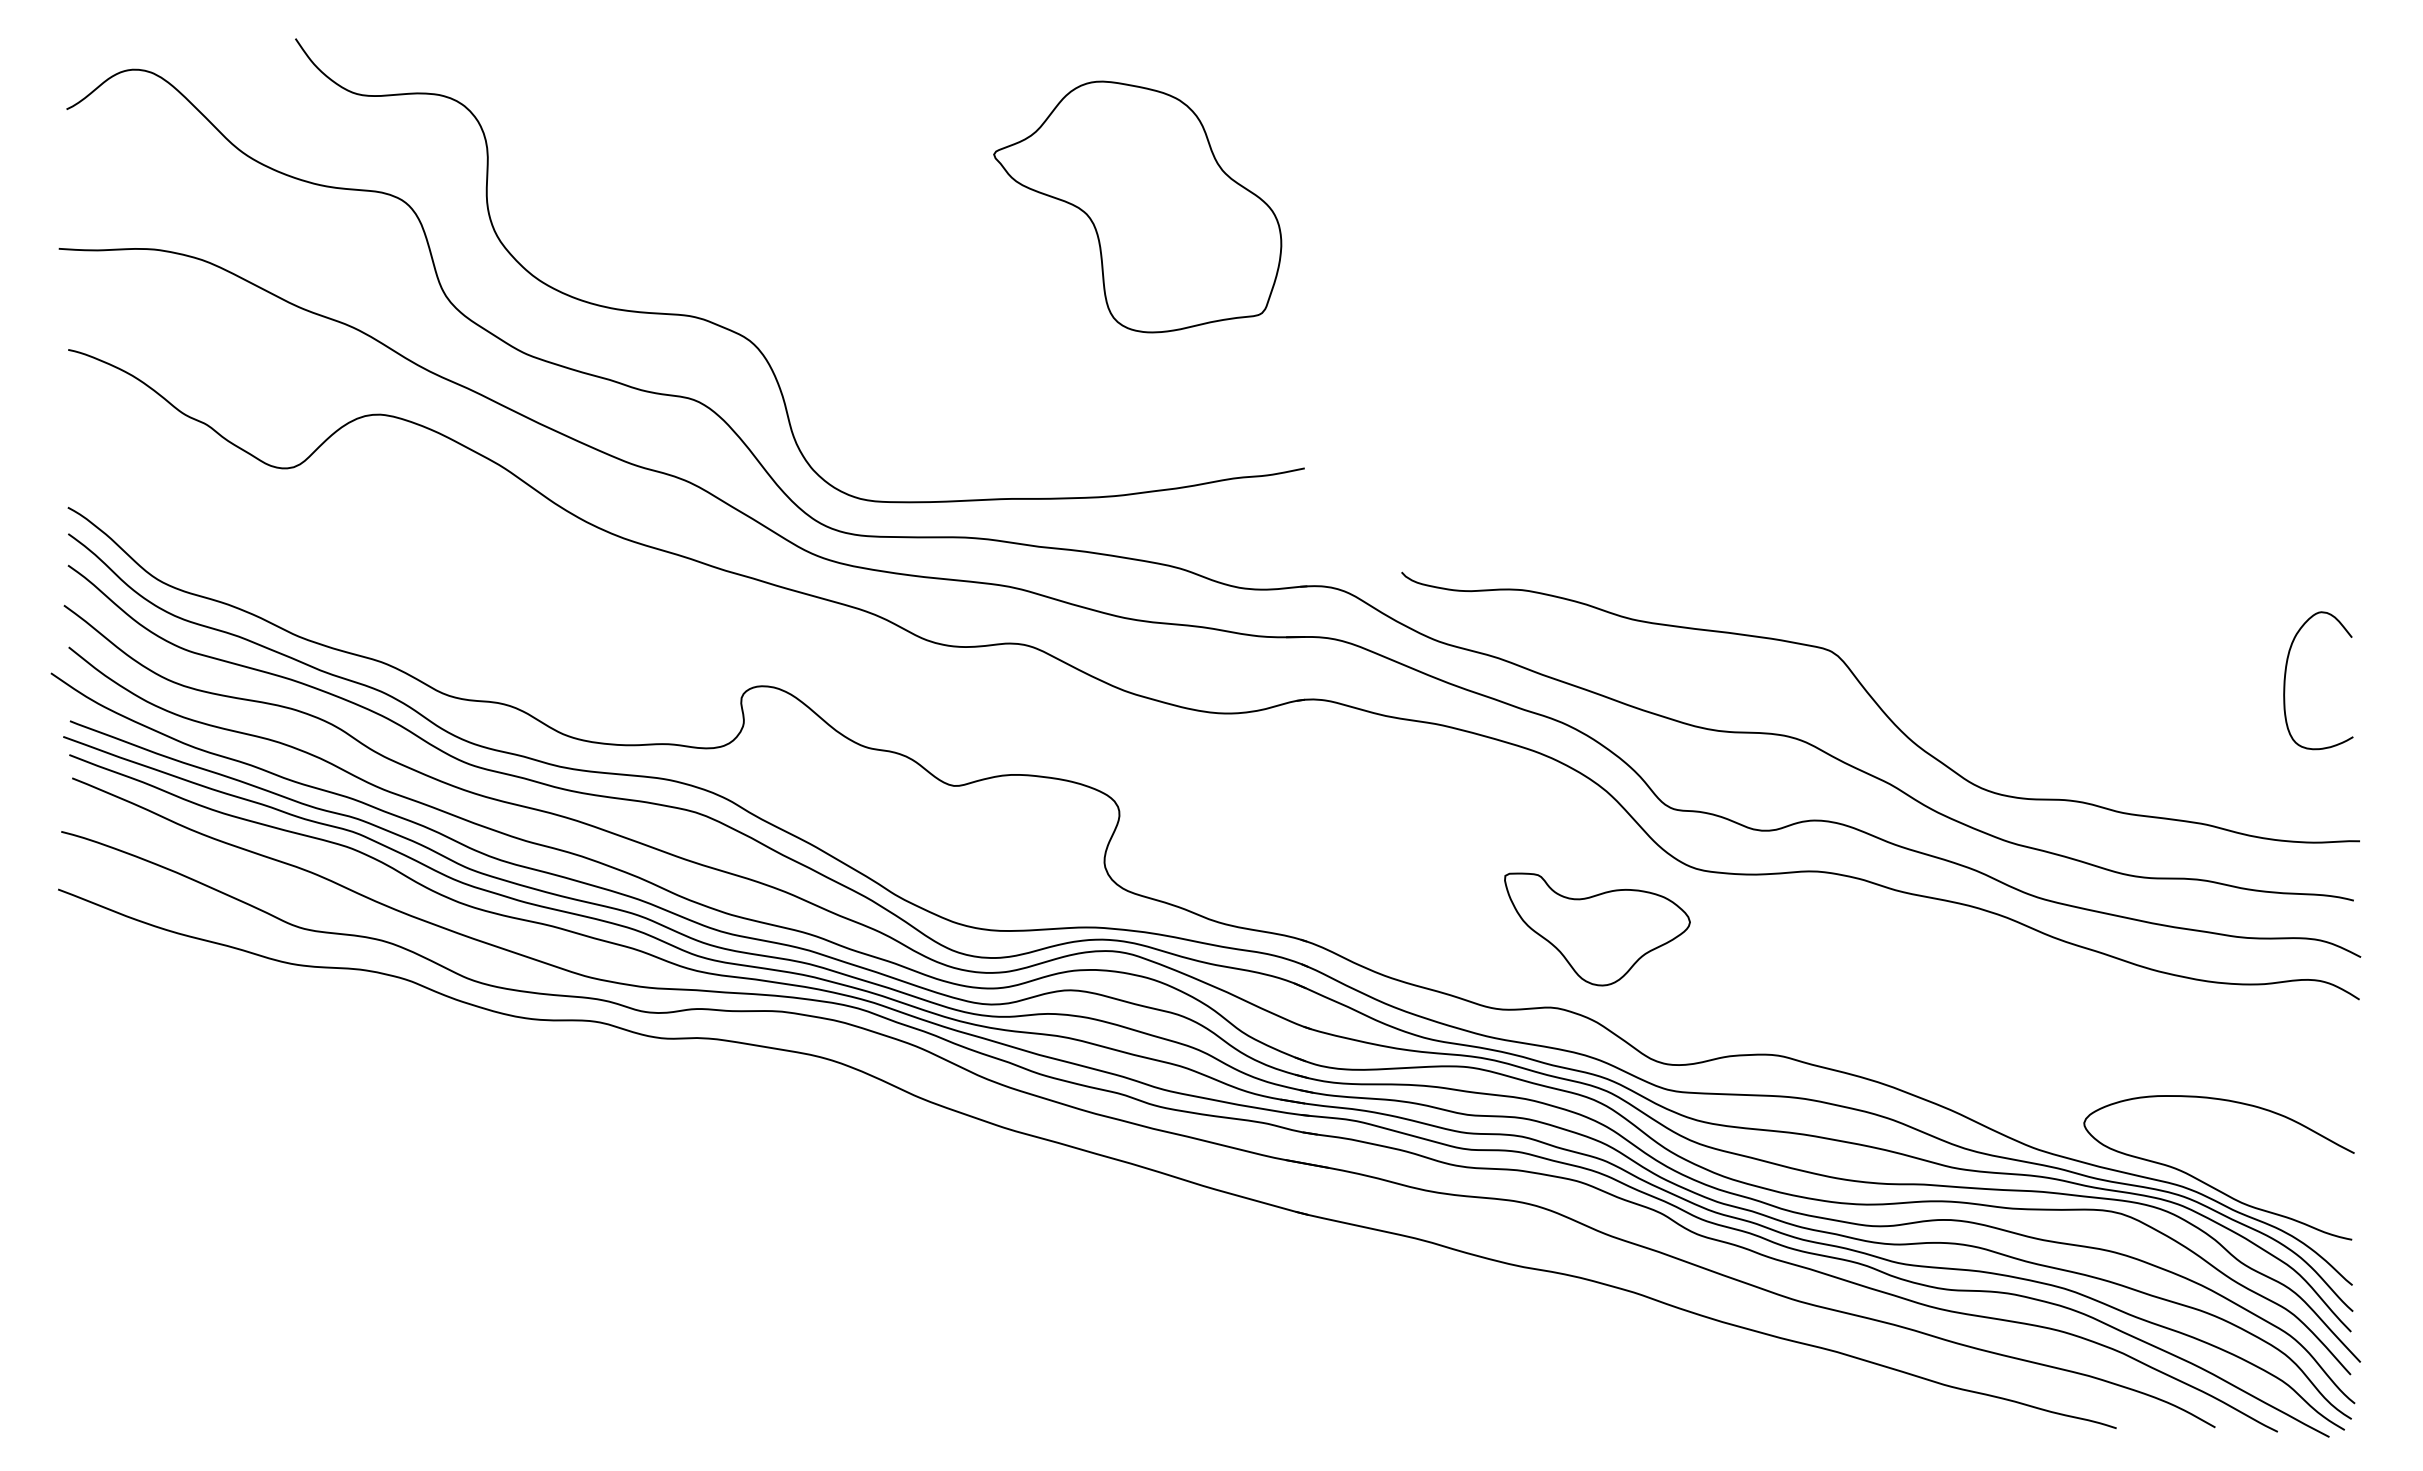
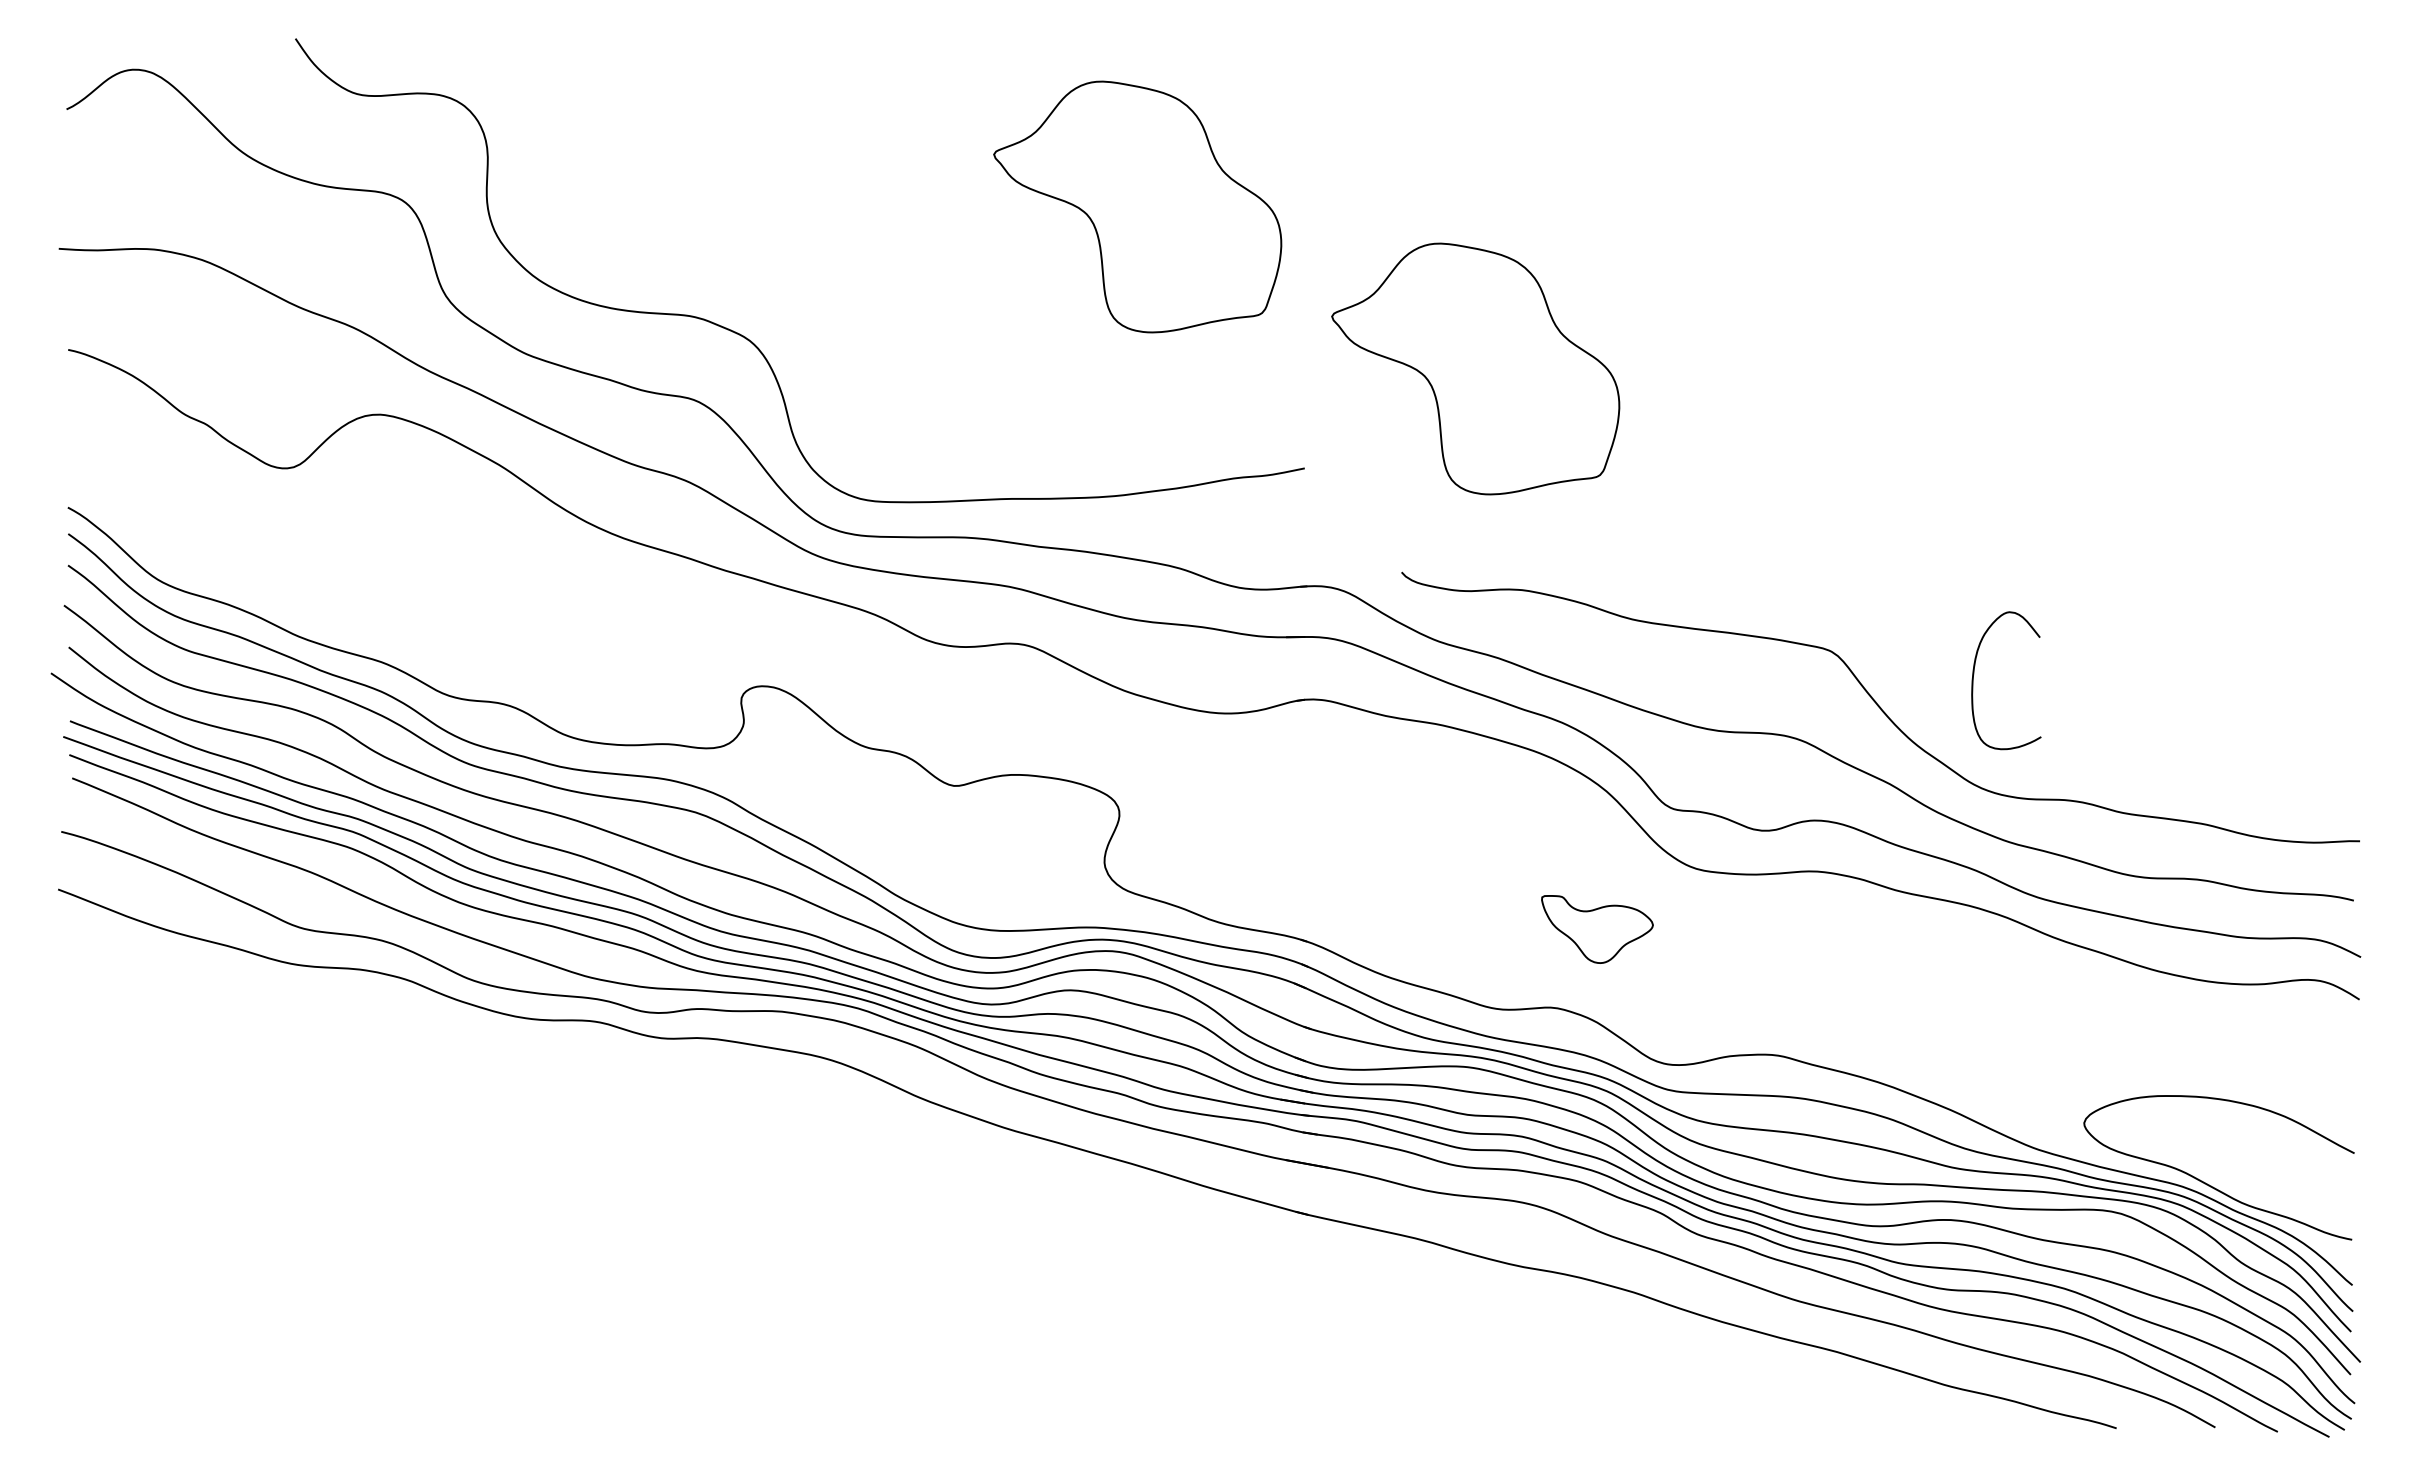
part: none -> present (1475, 368)
curve position: (2286, 674) -> (1974, 674) (1974, 674)
part size: 187x115 px -> 113x69 px (1597, 929)
